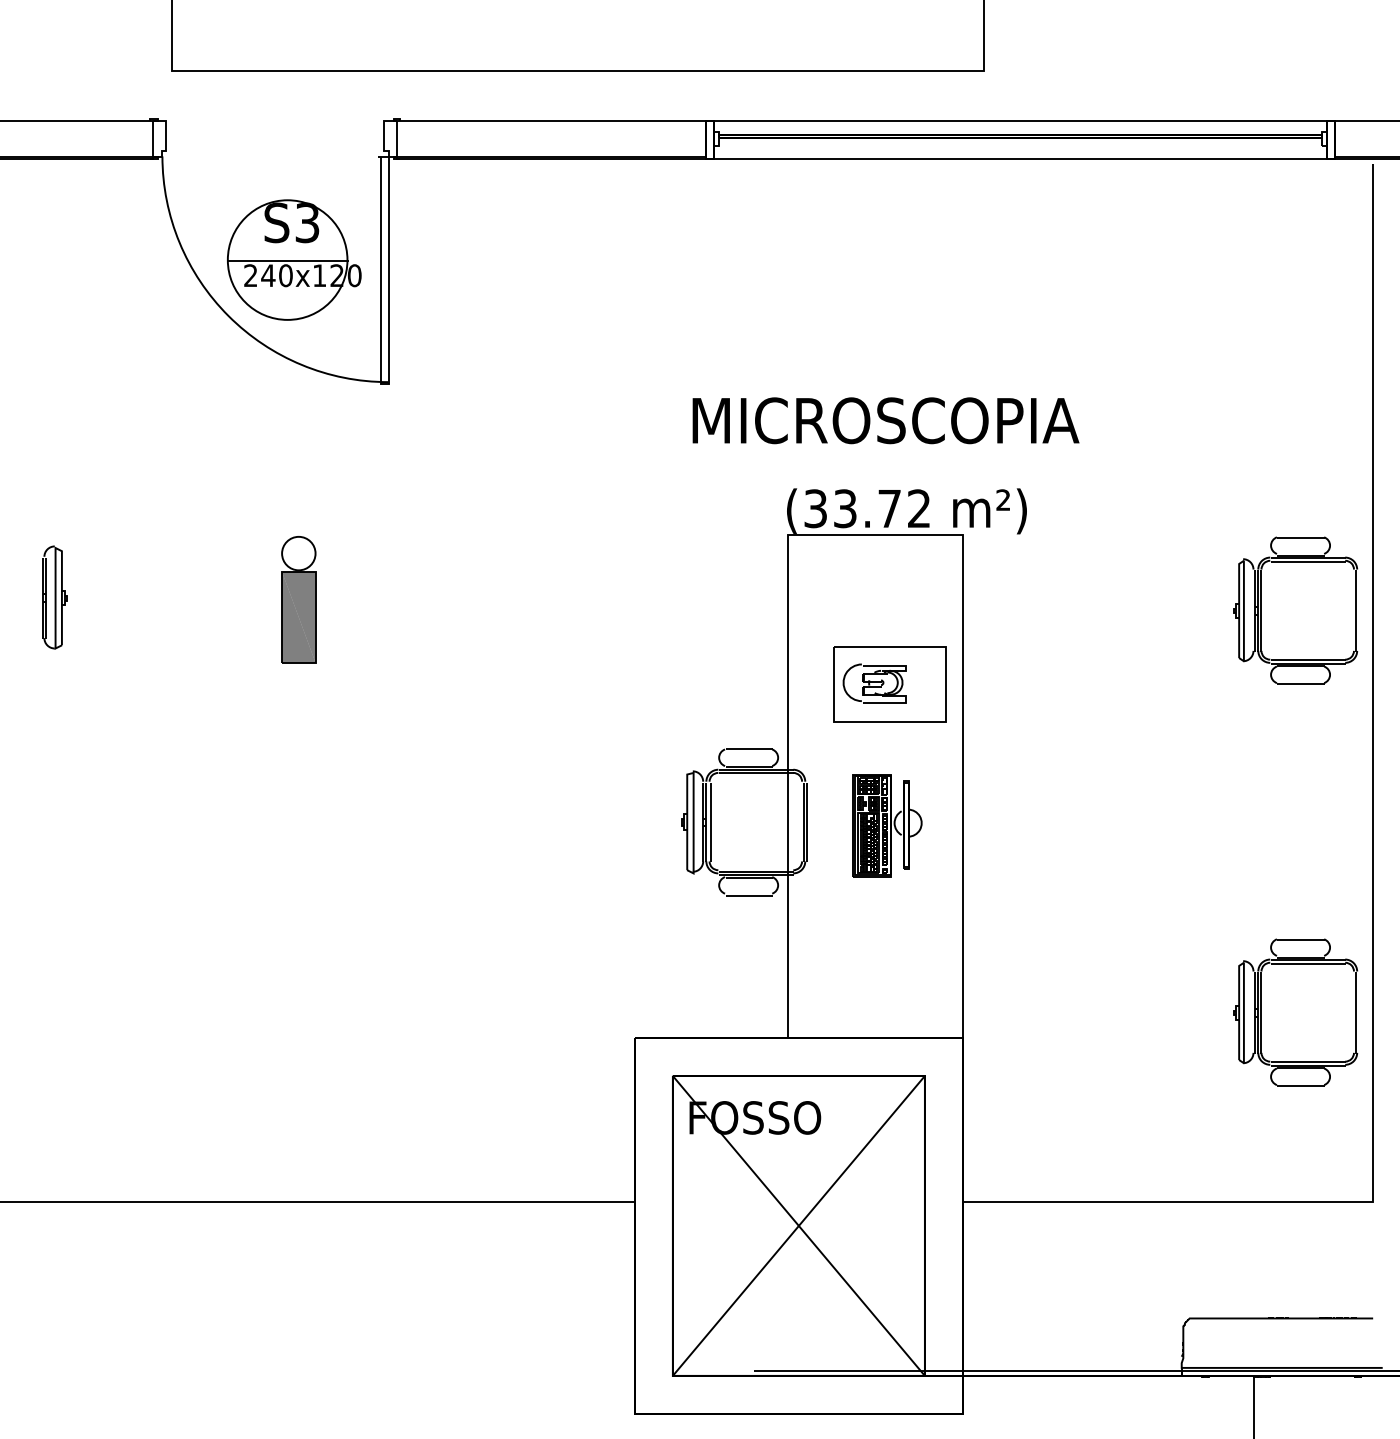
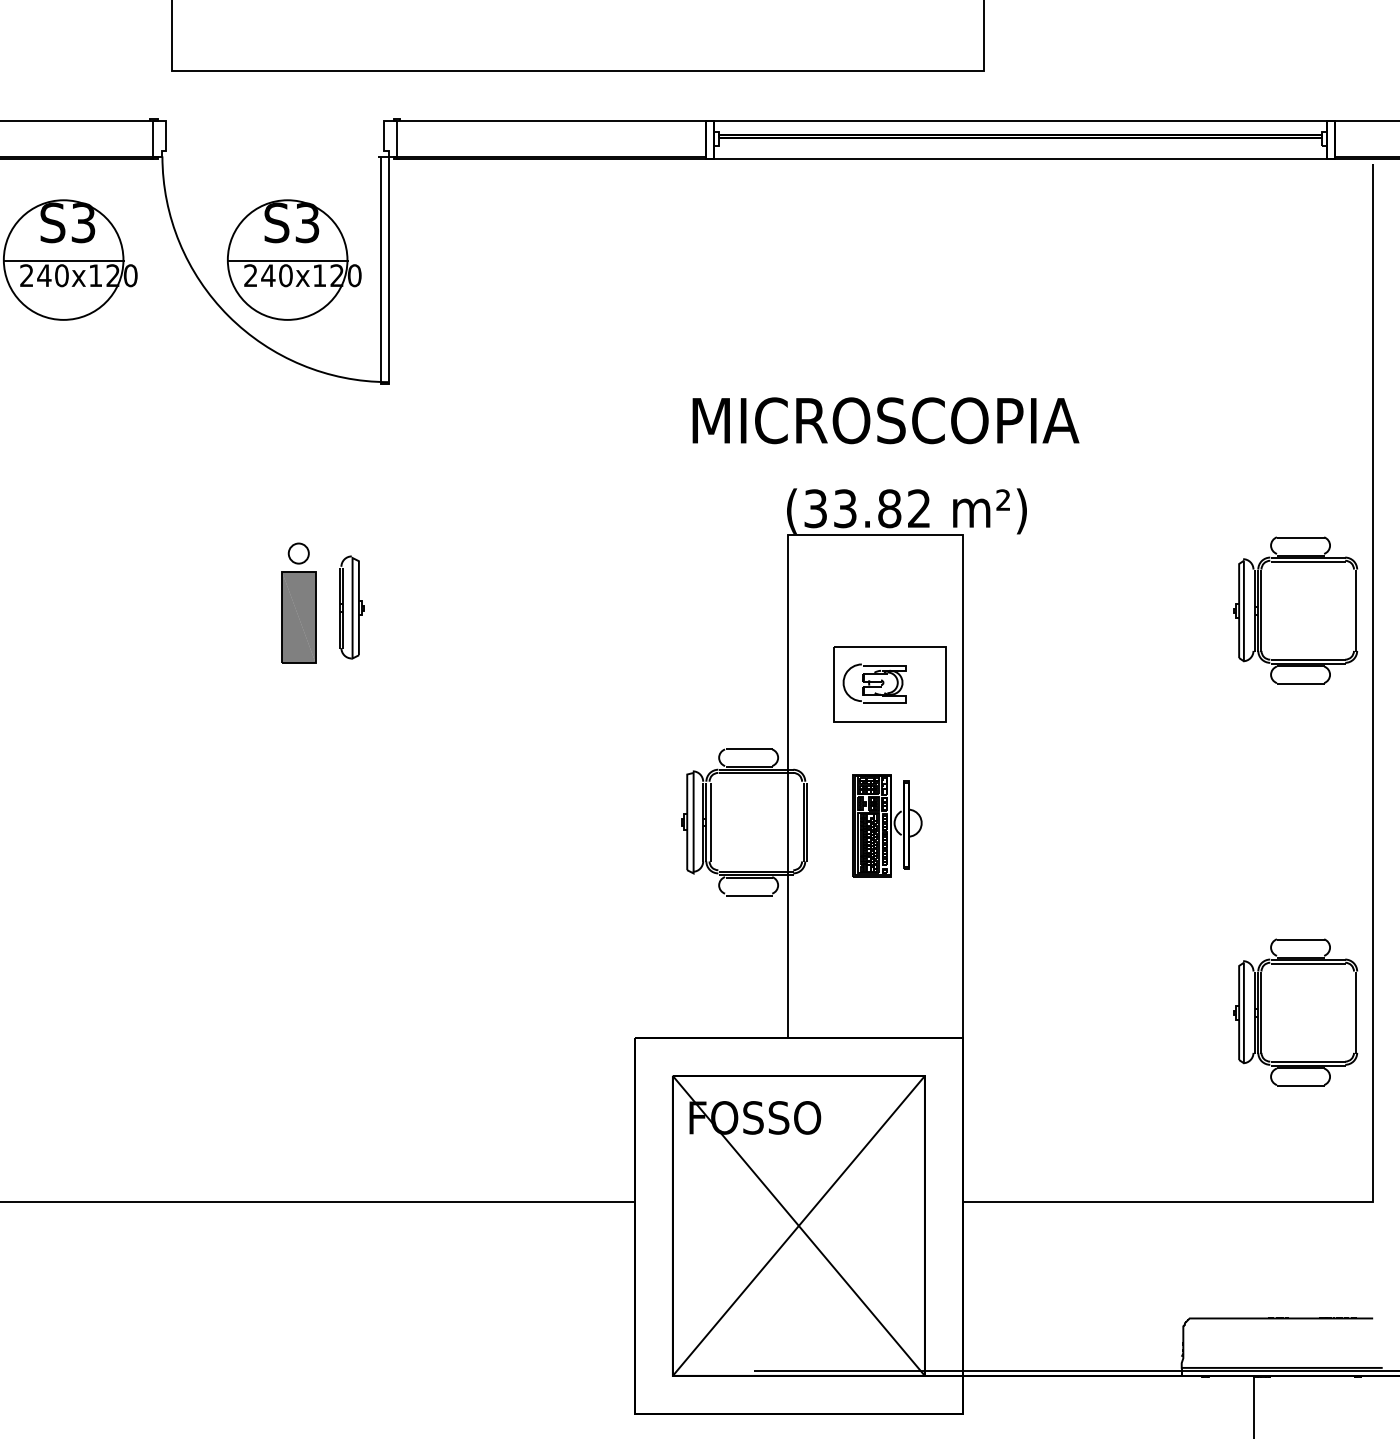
part: none -> present (70, 259)
text: (33.72 -> (33.82 (889, 508)
circle diameter: 33 px -> 20 px (298, 553)
part position: (54, 597) -> (351, 607) (351, 607)
